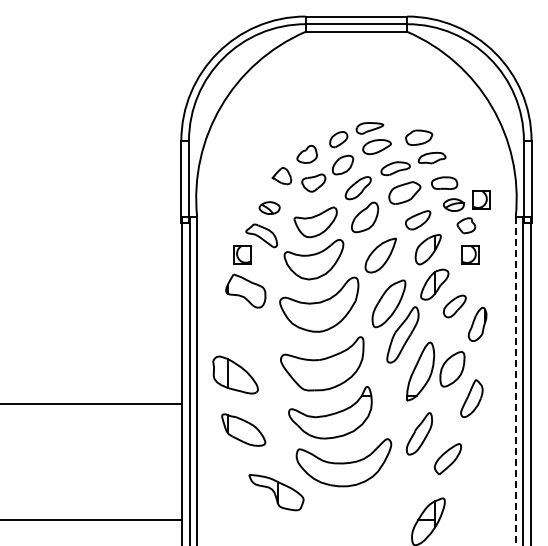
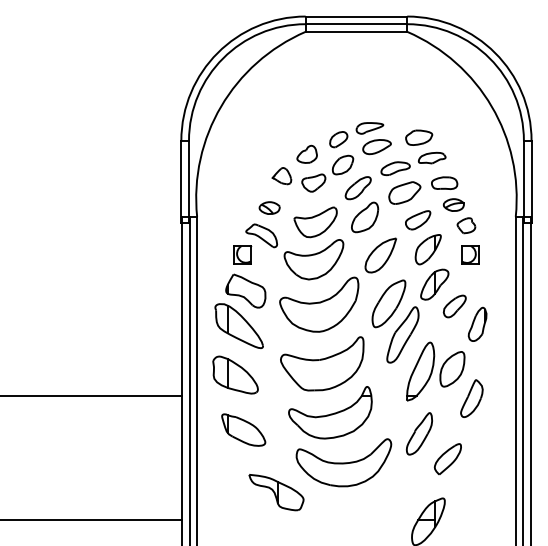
part: present -> none (481, 199)
part: none -> present (238, 325)
line: dashed -> solid (515, 381)
line position: (91, 403) -> (91, 395) (91, 395)
